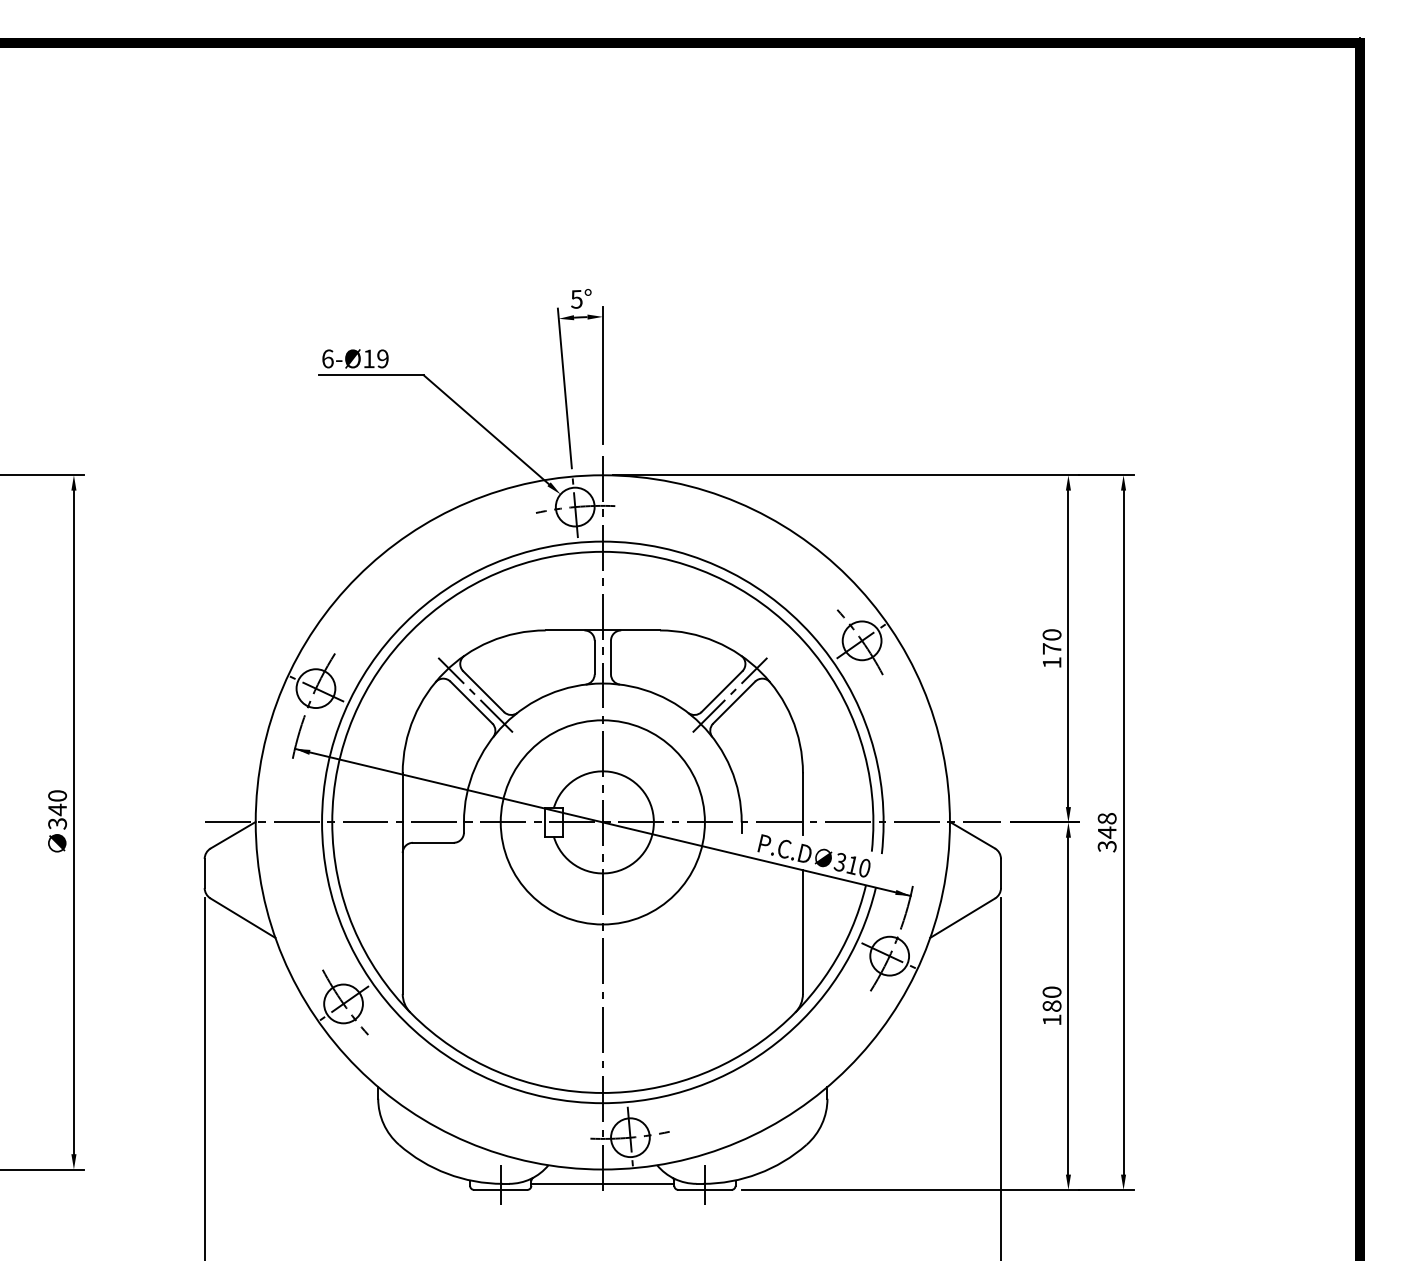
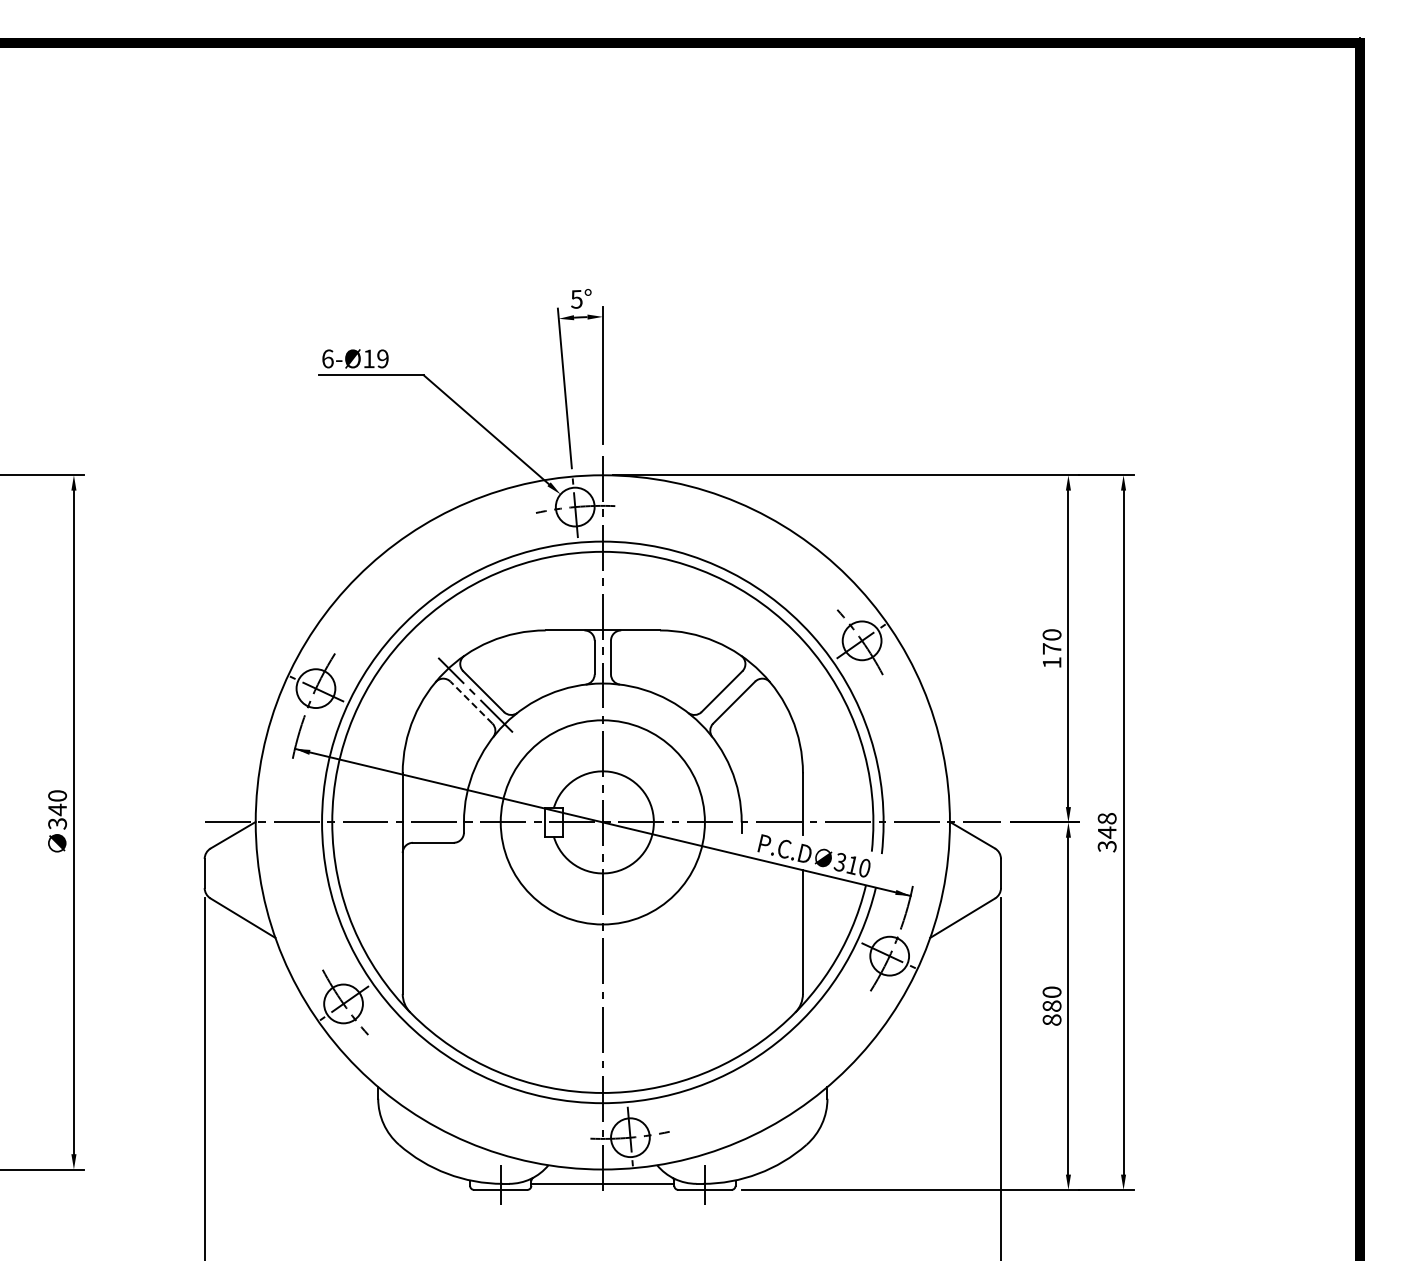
line: present -> none (729, 694)
line: solid -> dashed (471, 702)
text: 180 -> 880 (1051, 1019)
